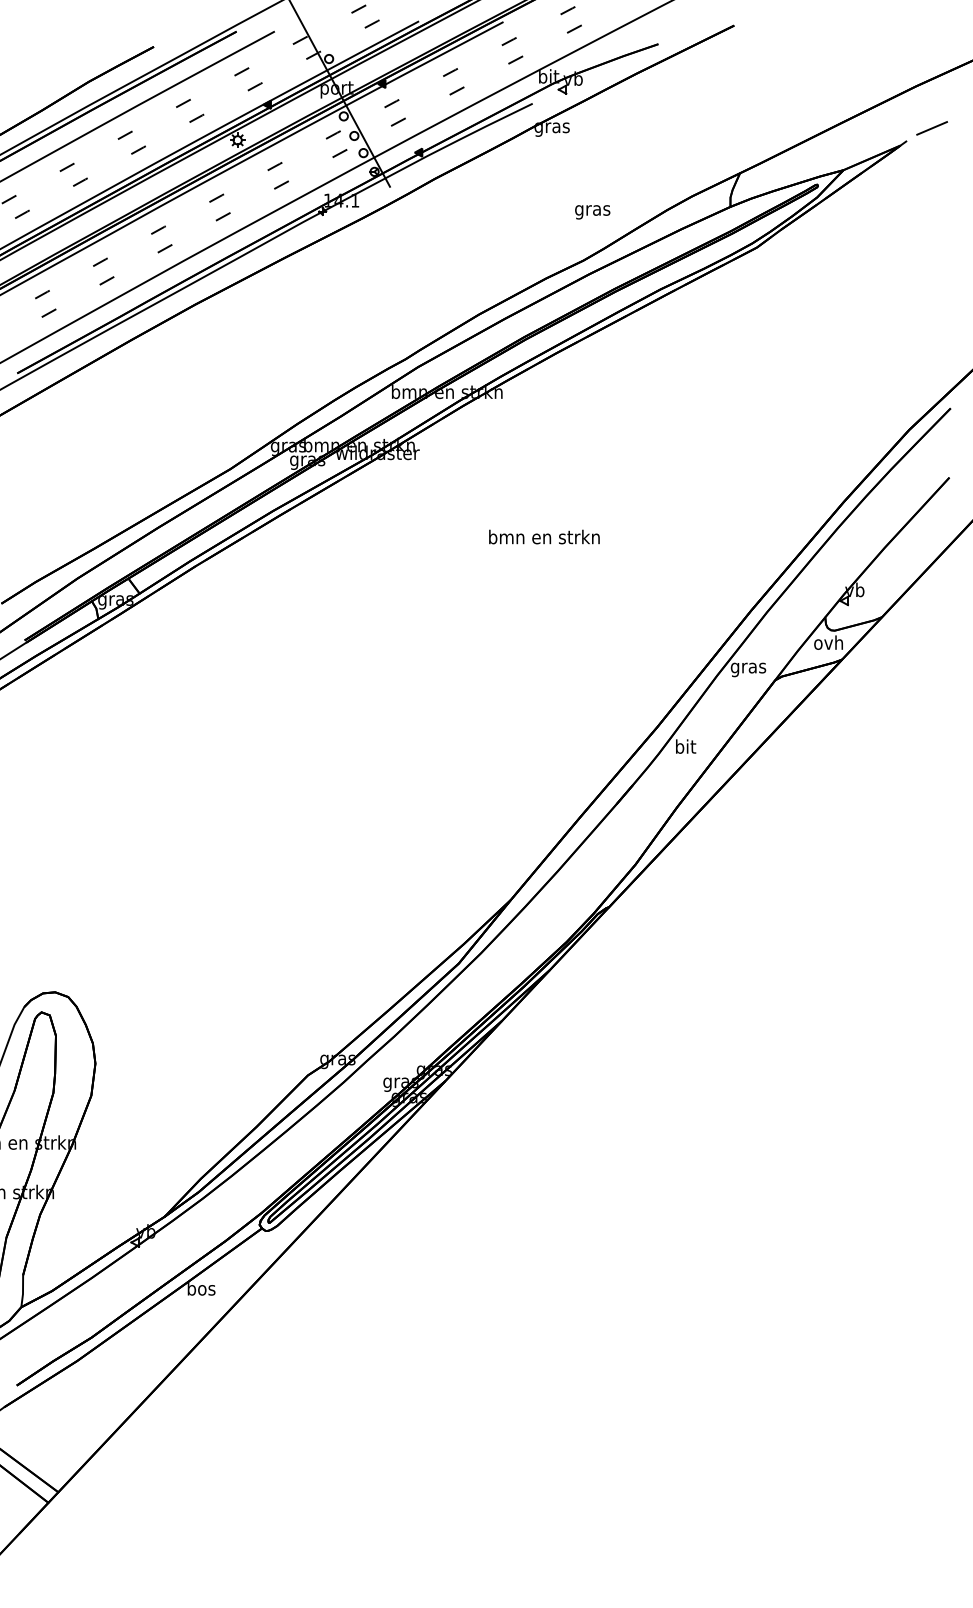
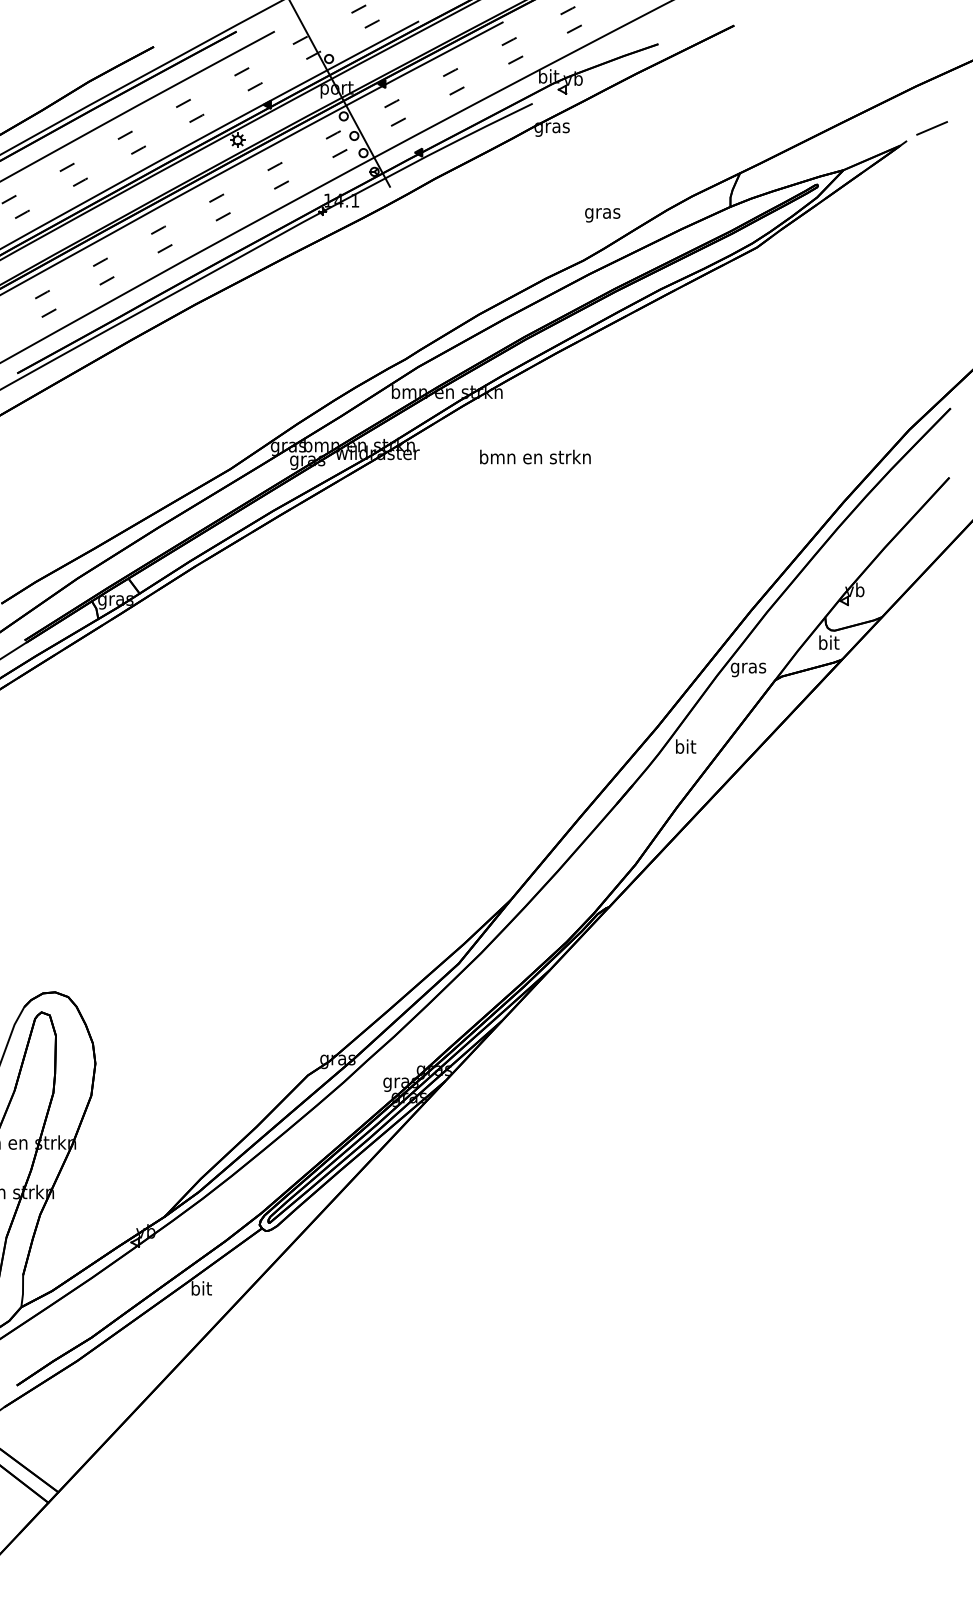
text position: (592, 212) -> (602, 215) (602, 215)
text position: (544, 536) -> (535, 456) (535, 456)
text: ovh -> bit (828, 642)
text: bos -> bit (201, 1288)
